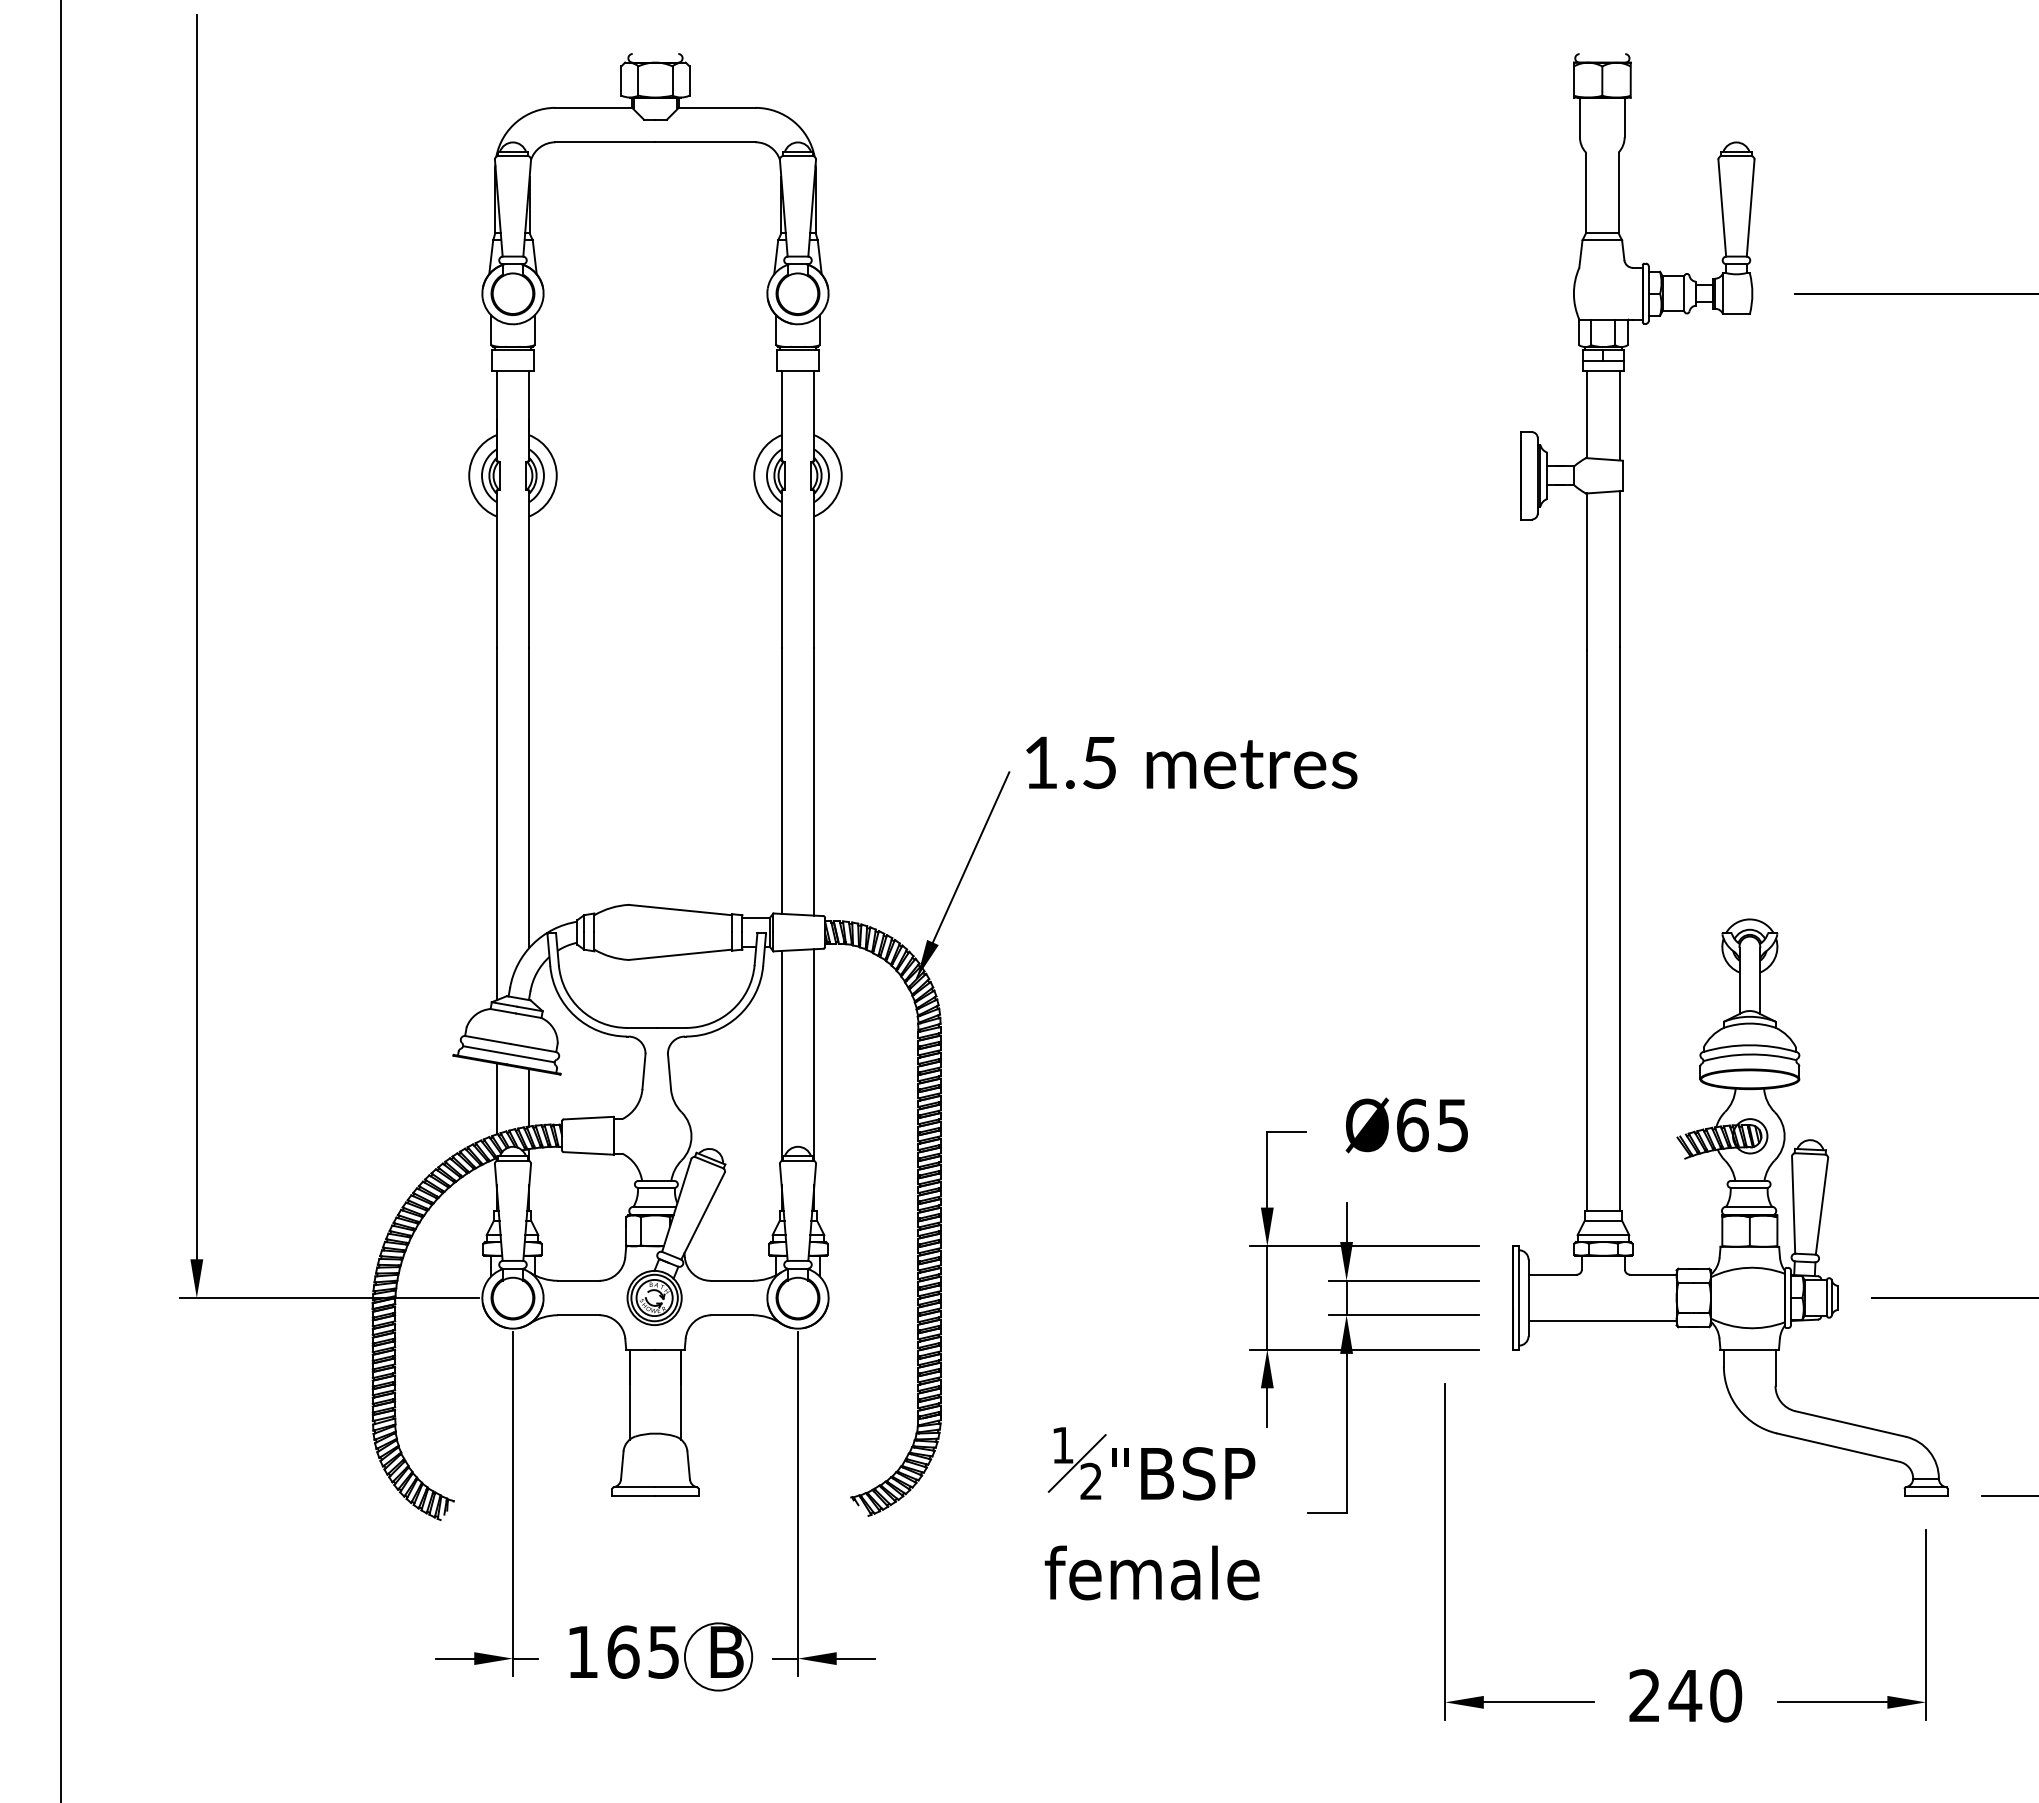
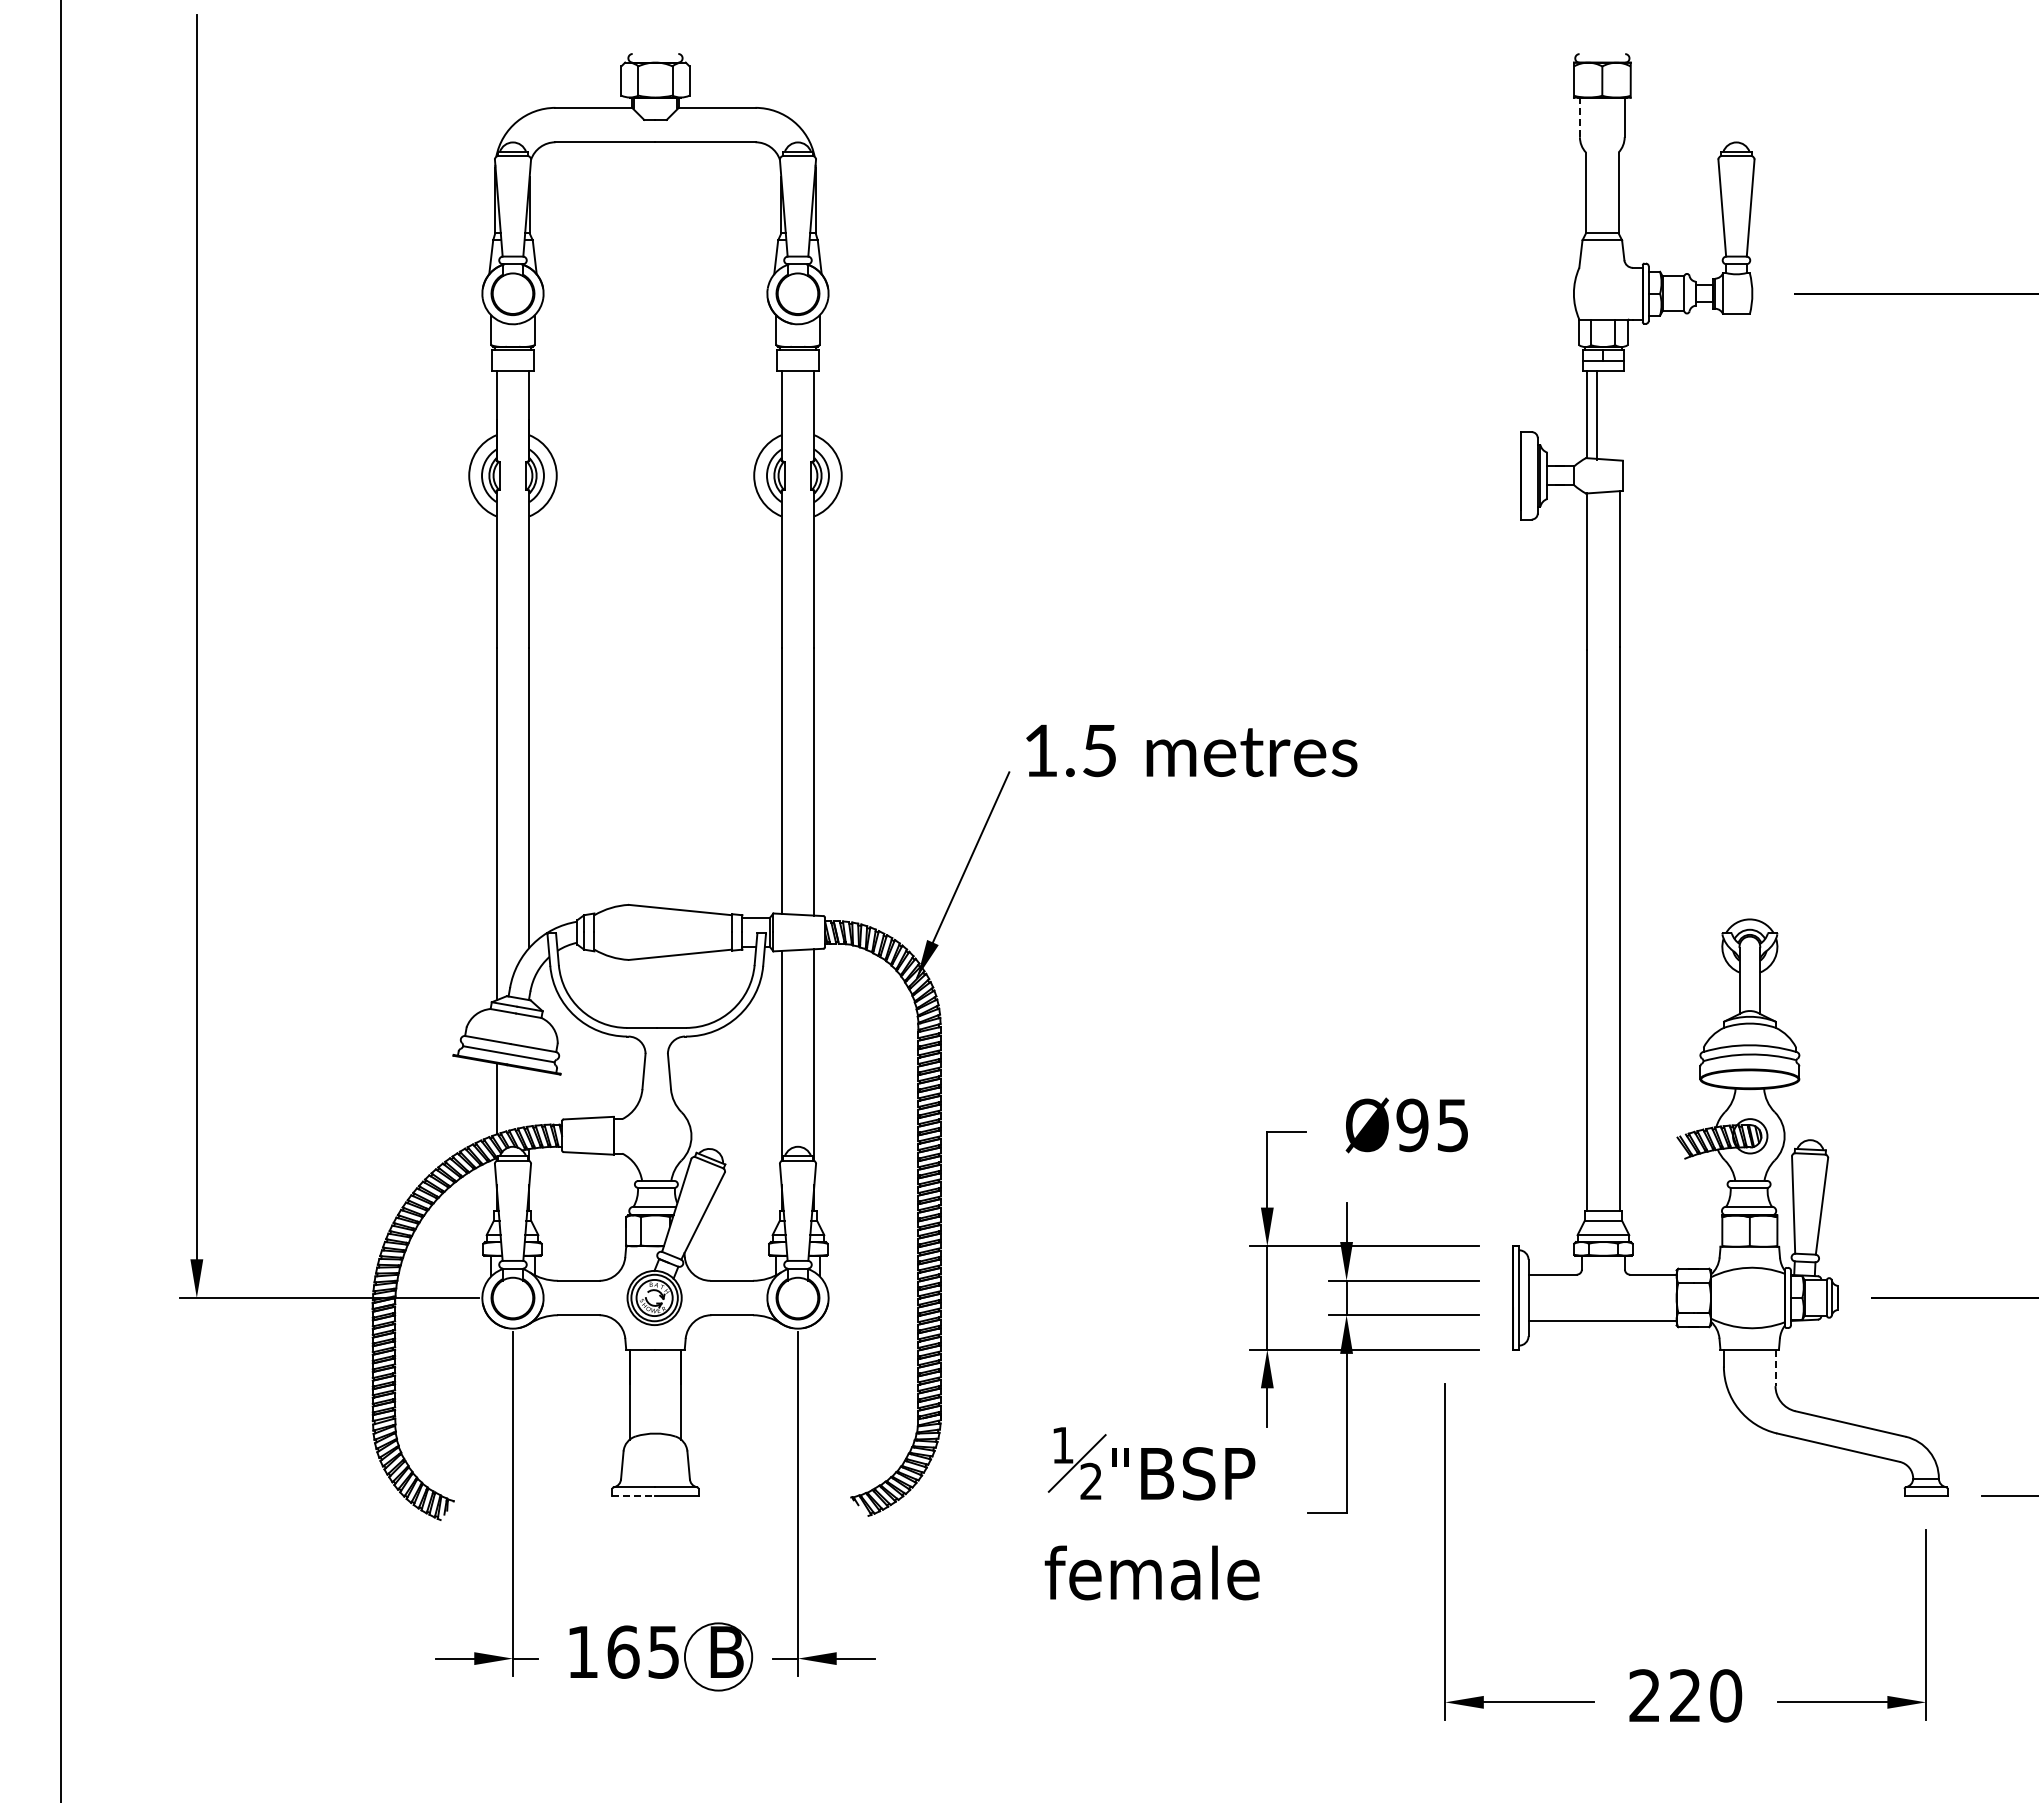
line: solid -> dashed (1579, 117)
line position: (1619, 415) -> (1596, 415) (1596, 415)
text position: (1191, 762) -> (1191, 750) (1191, 750)
line: present -> none (529, 1097)
text: Ø65 -> Ø95 (1412, 1125)
line: solid -> dashed (1775, 1368)
line: solid -> dashed (633, 1495)
text: 240 -> 220 (1685, 1695)
